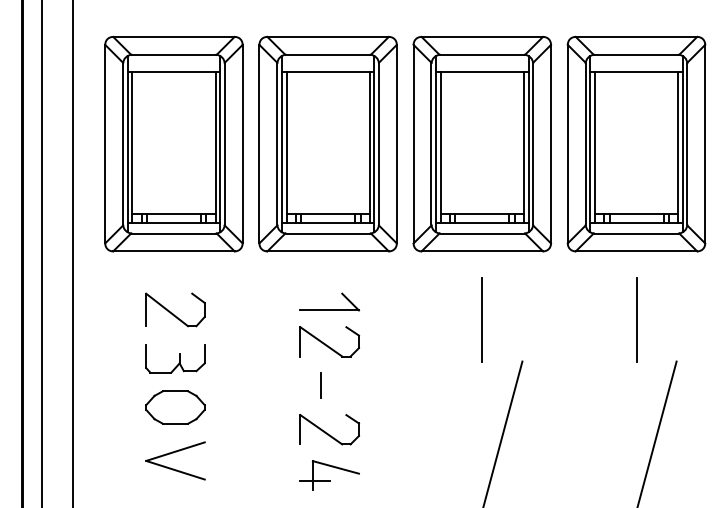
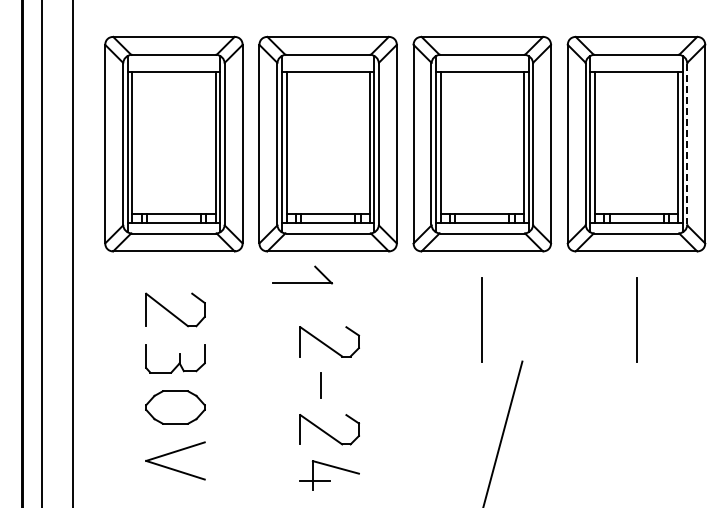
line: solid -> dashed (687, 144)
part position: (329, 309) -> (302, 282) (302, 282)
line: present -> none (657, 432)
